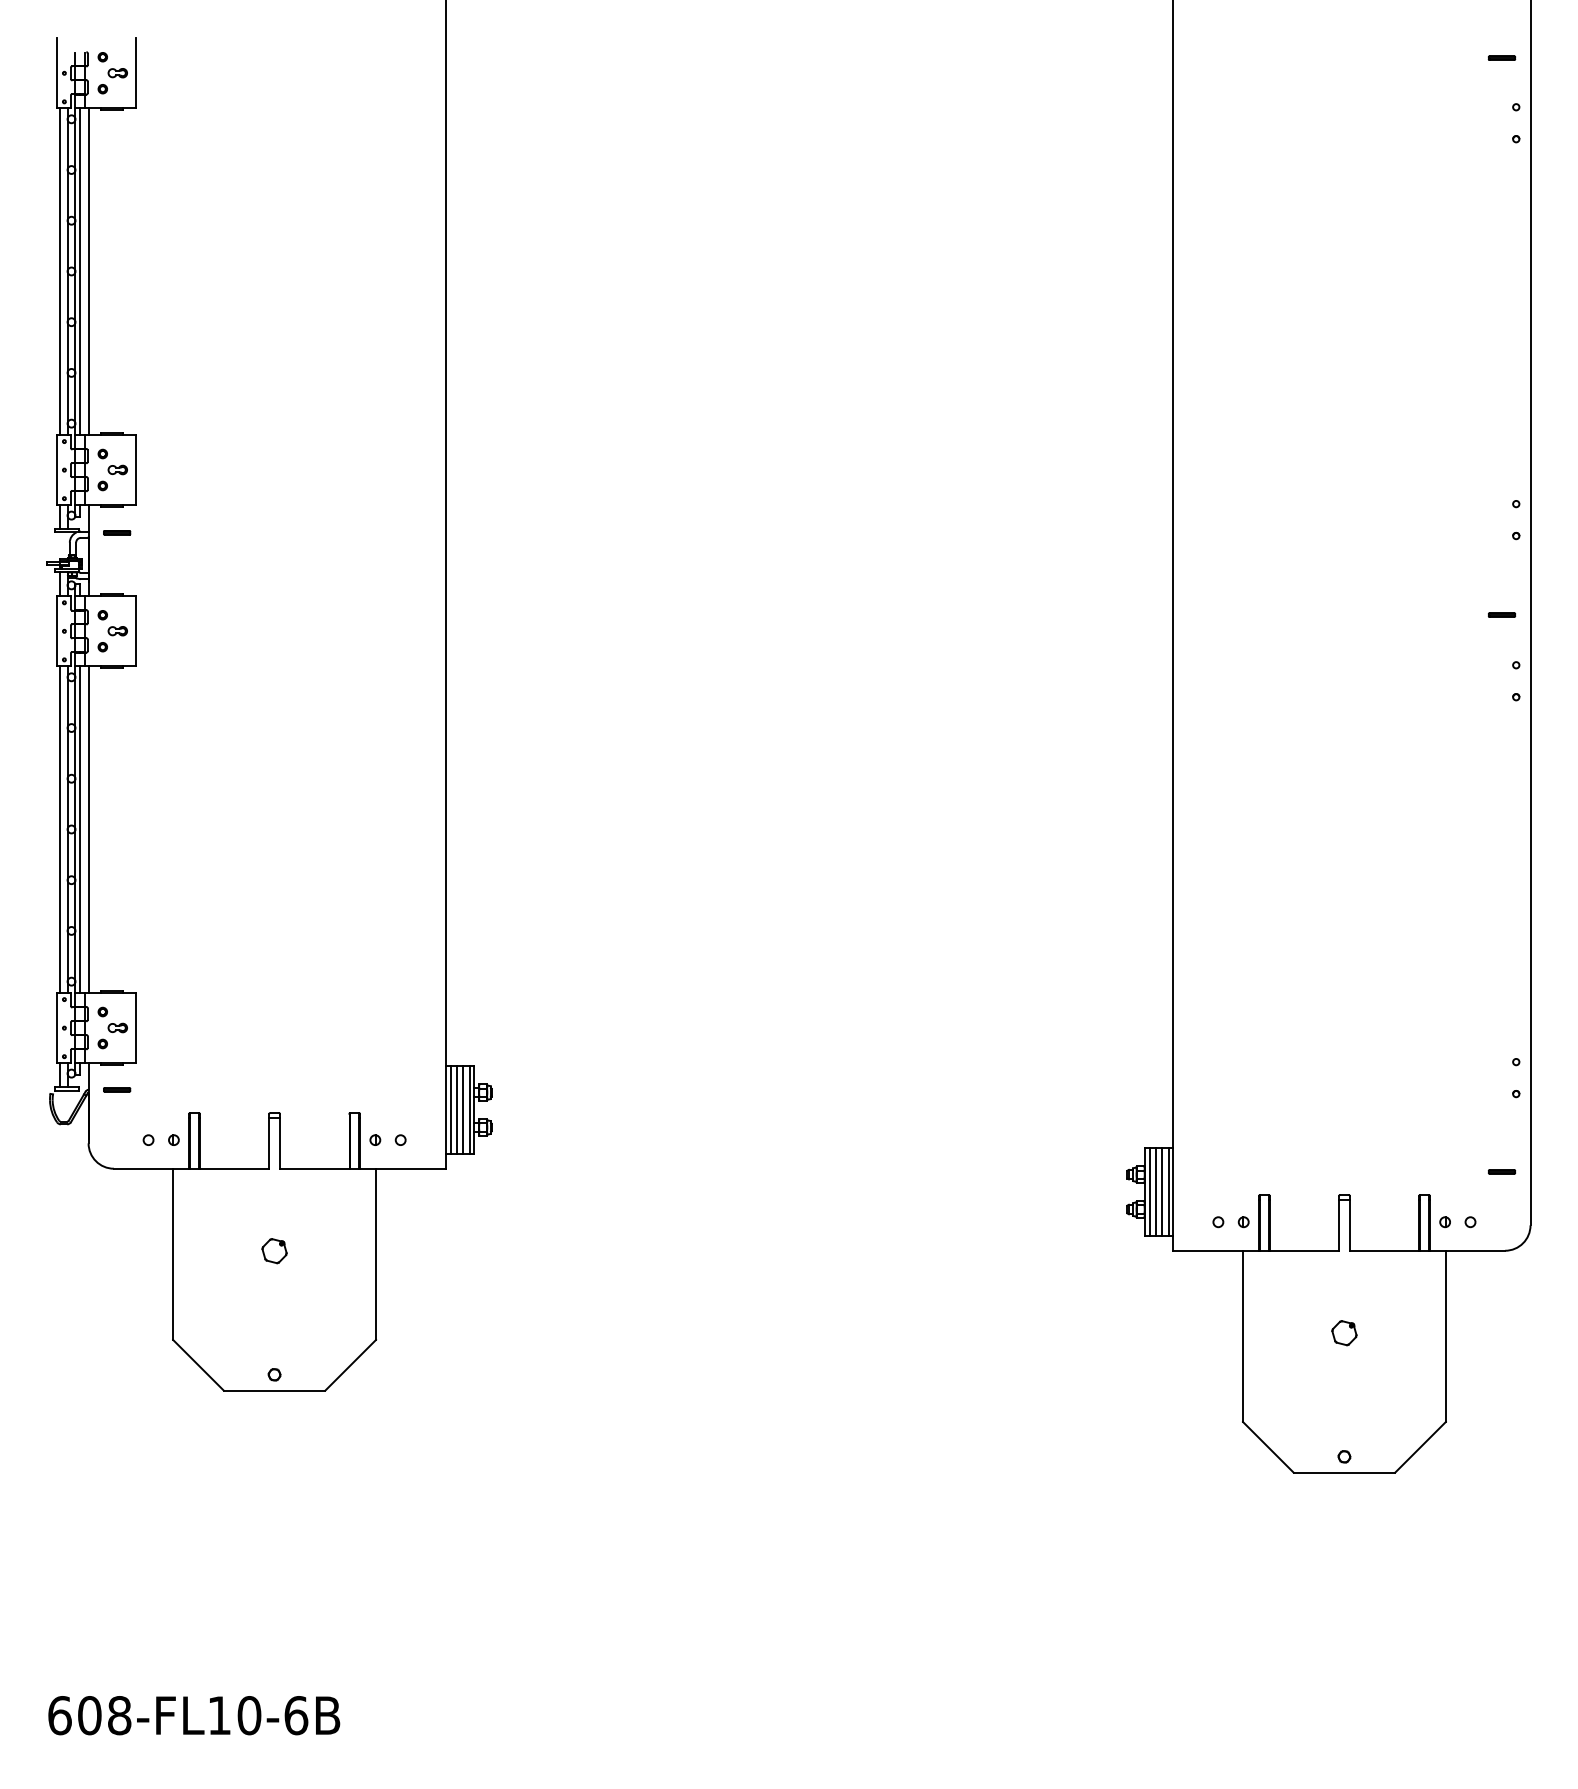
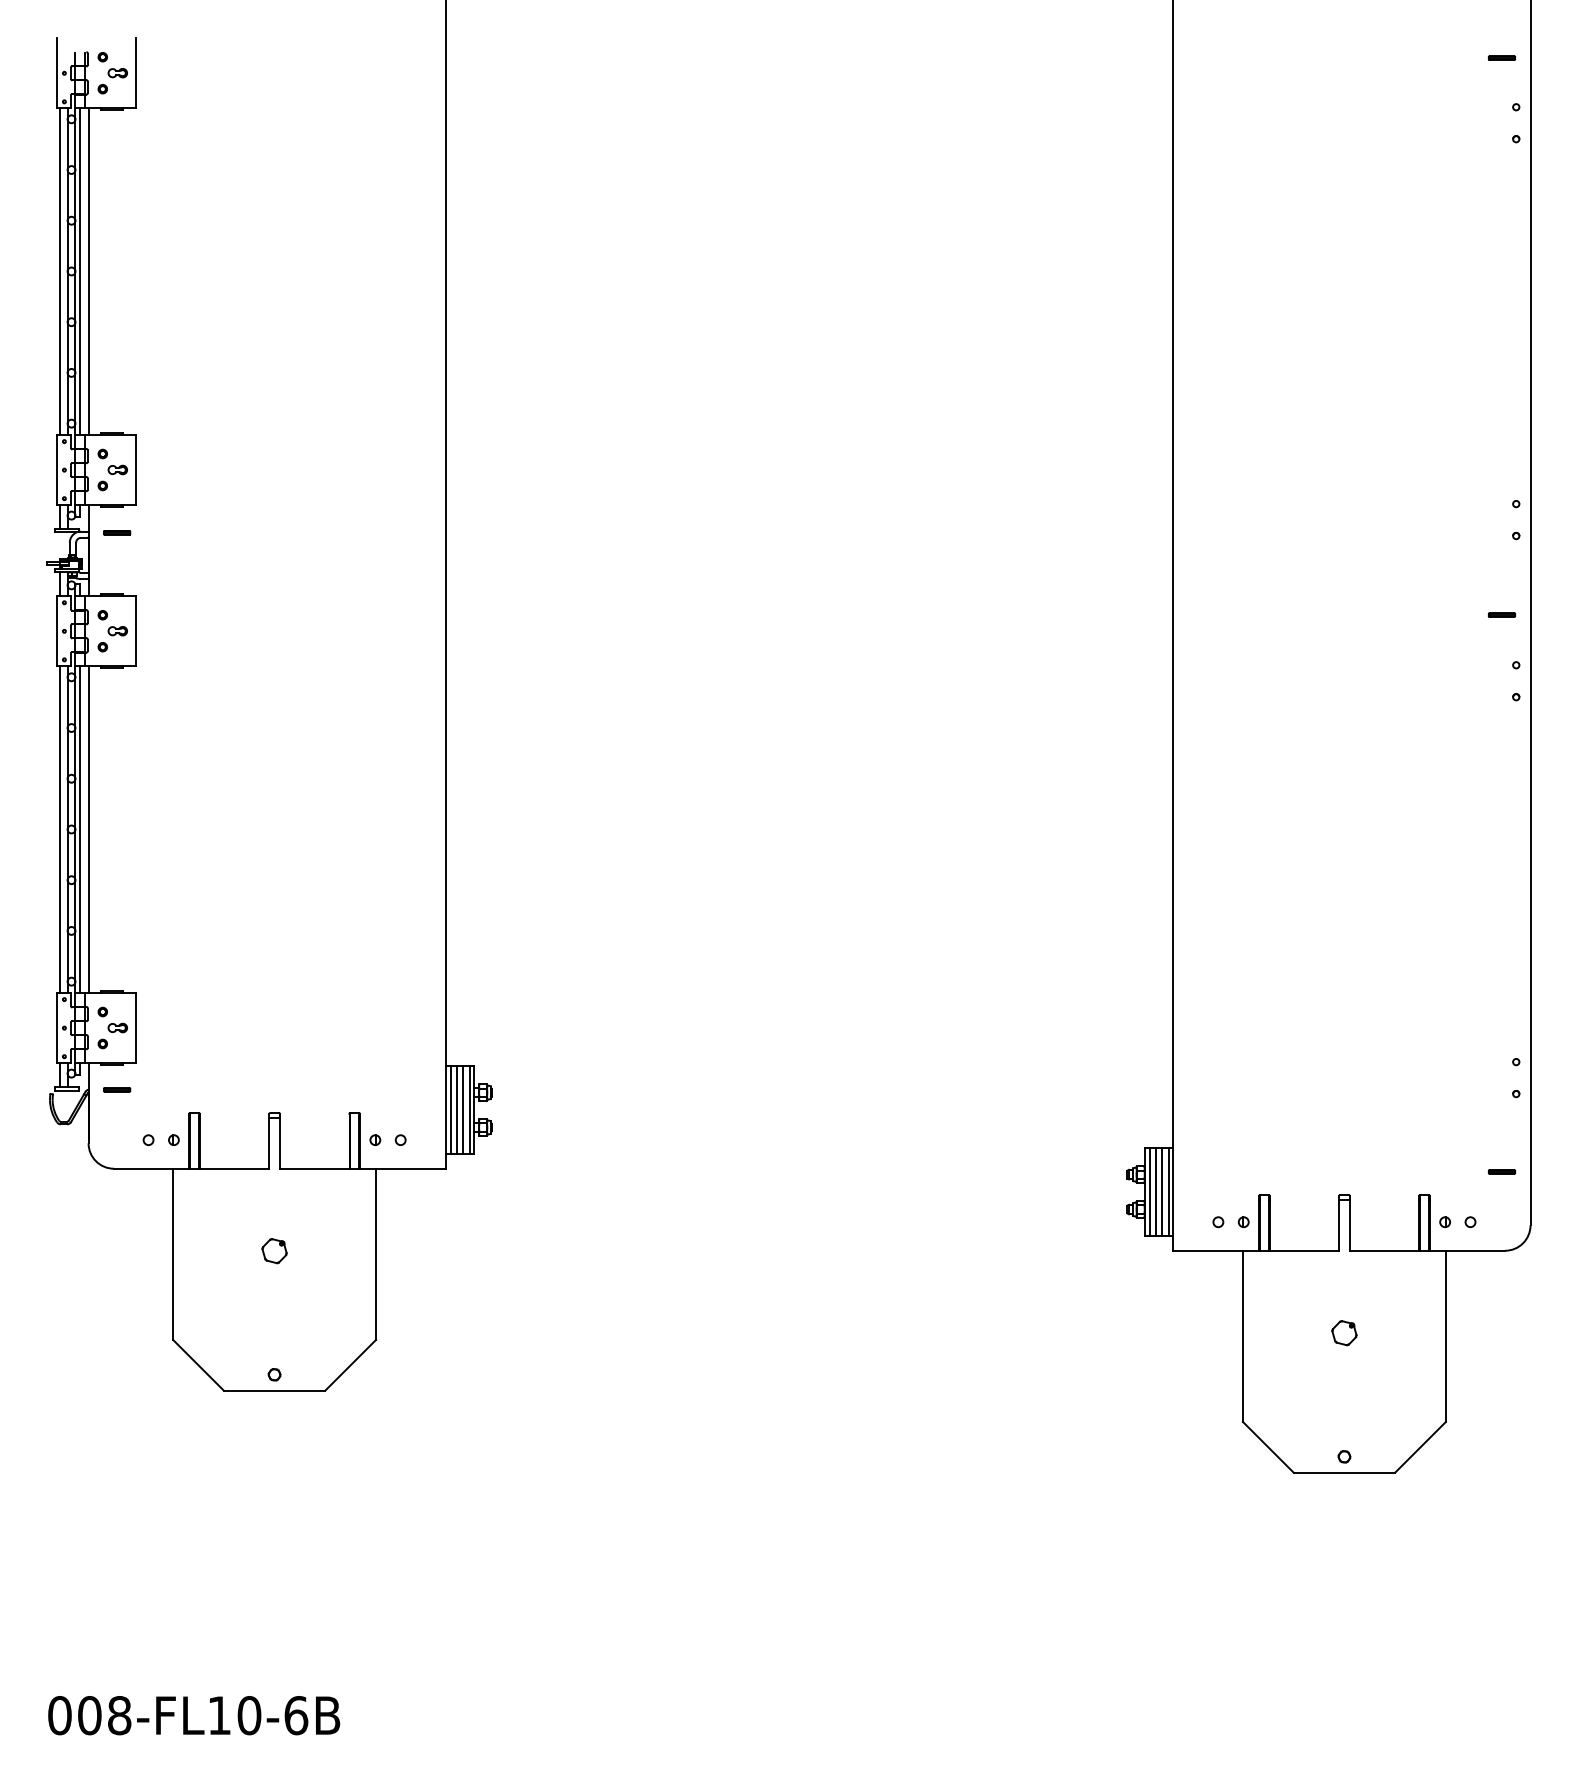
text: 608-FL10-6B -> 008-FL10-6B (59, 1715)
